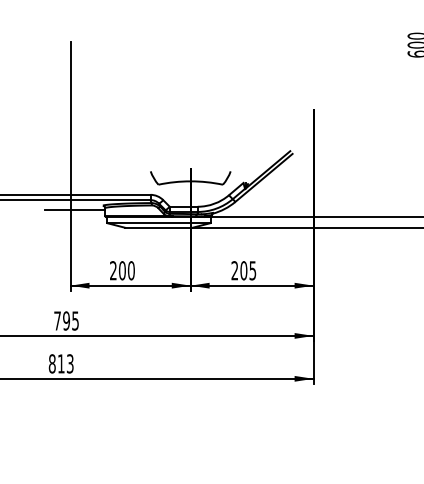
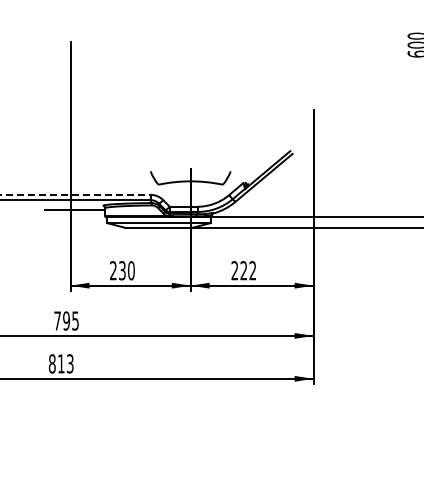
line: solid -> dashed (75, 194)
text: 200 -> 230 (122, 270)
text: 205 -> 222 (248, 270)
